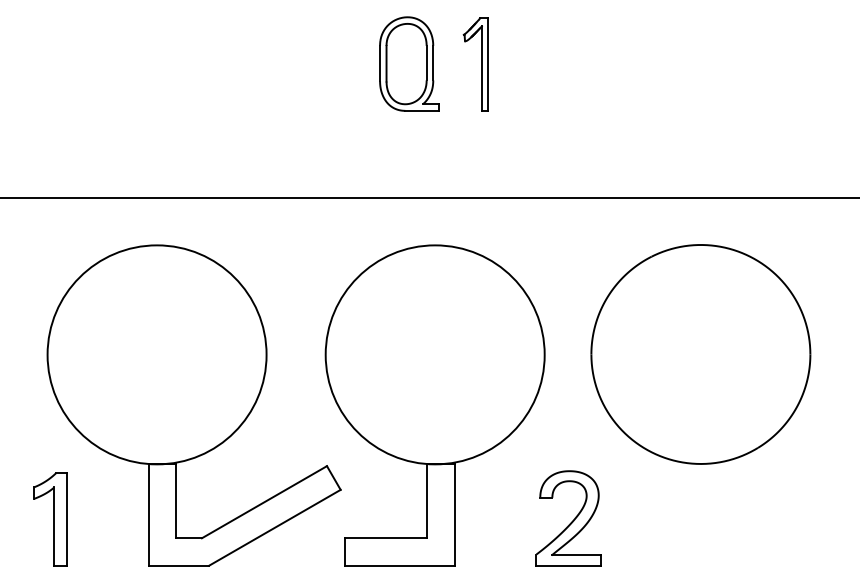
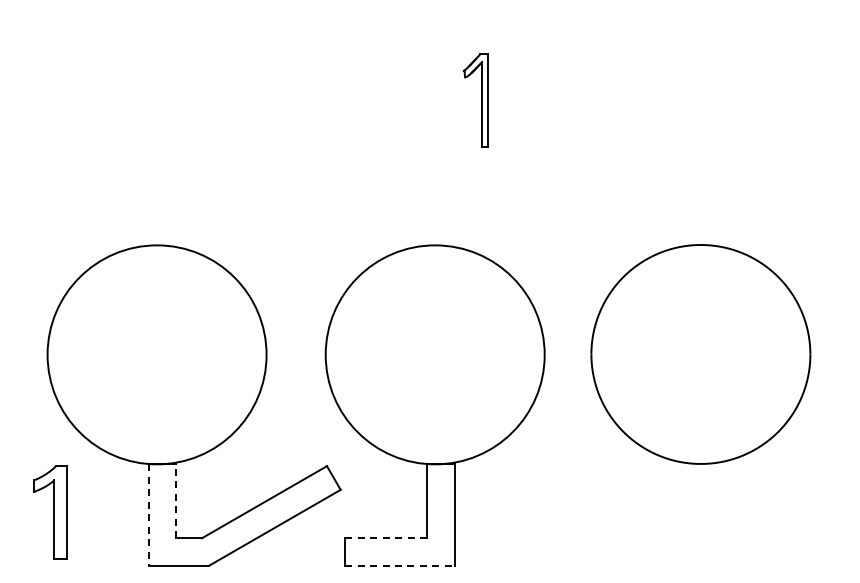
part: present -> none (409, 63)
part position: (475, 64) -> (475, 100) (475, 100)
line: present -> none (429, 198)
line: solid -> dashed (176, 500)
line: solid -> dashed (149, 514)
part: present -> none (568, 518)
part position: (50, 519) -> (50, 512) (50, 512)
line: solid -> dashed (385, 538)
line: solid -> dashed (399, 565)
